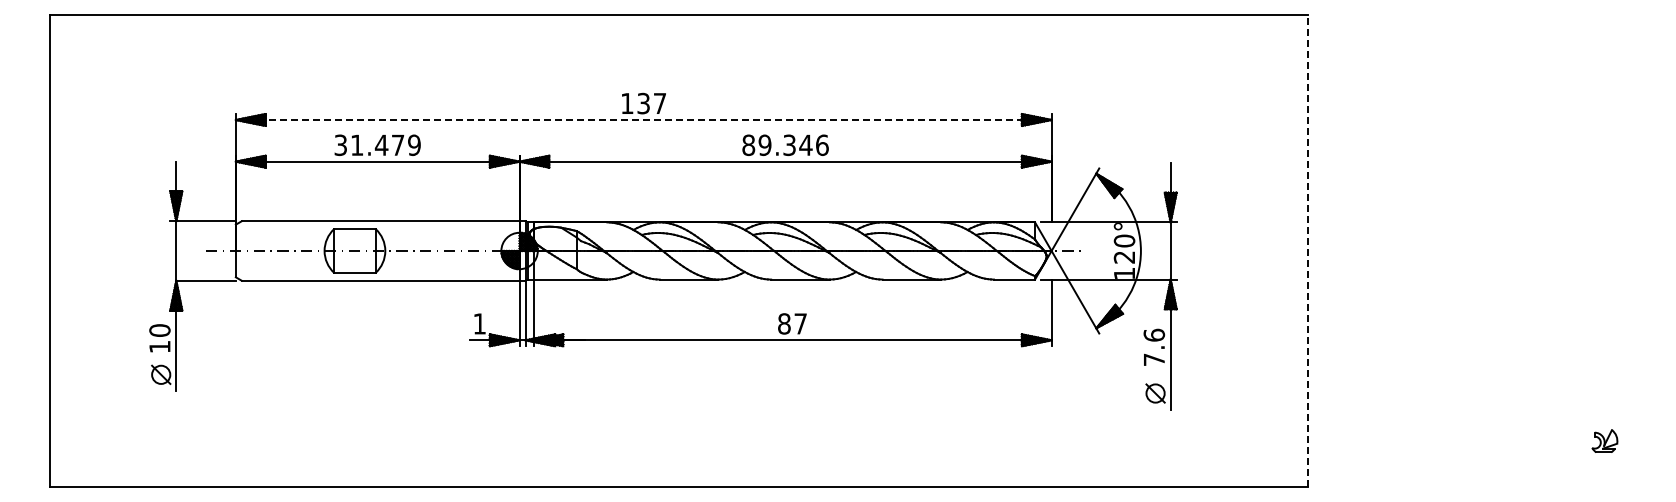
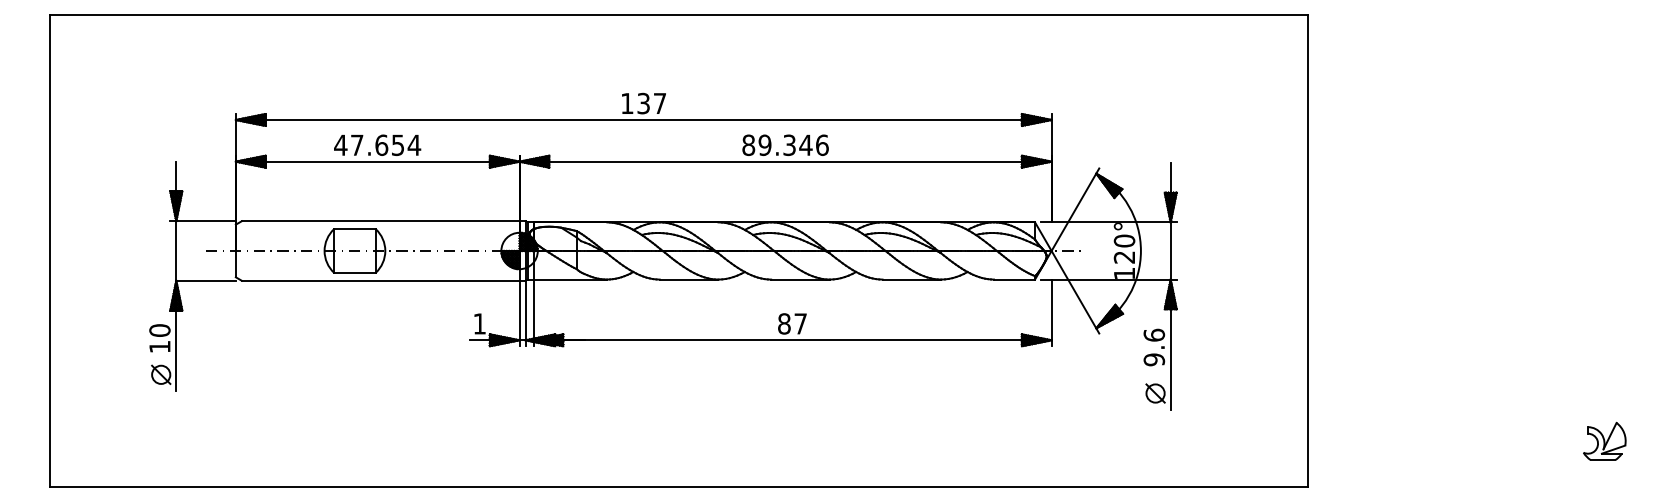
line: dashed -> solid (643, 120)
text: 31.479 -> 47.654 (377, 145)
line: dashed -> solid (1307, 251)
text: 7.6 -> 9.6 (1154, 359)
part size: 28x24 px -> 44x40 px (1604, 440)
